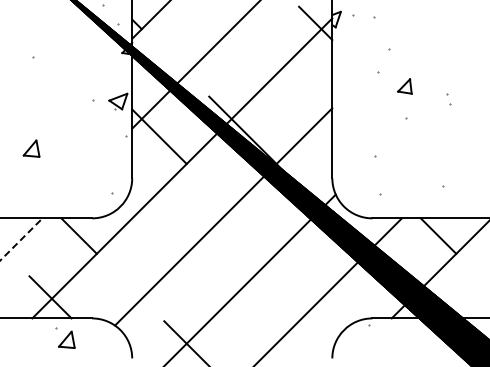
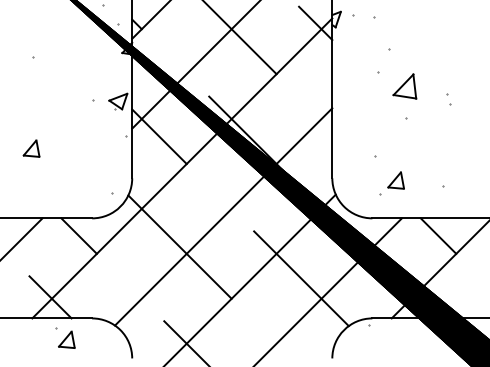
line: none -> present (240, 38)
part size: 16x17 px -> 26x27 px (404, 86)
part: none -> present (395, 180)
line: dashed -> solid (21, 239)
line: none -> present (179, 246)
line: none -> present (301, 278)
